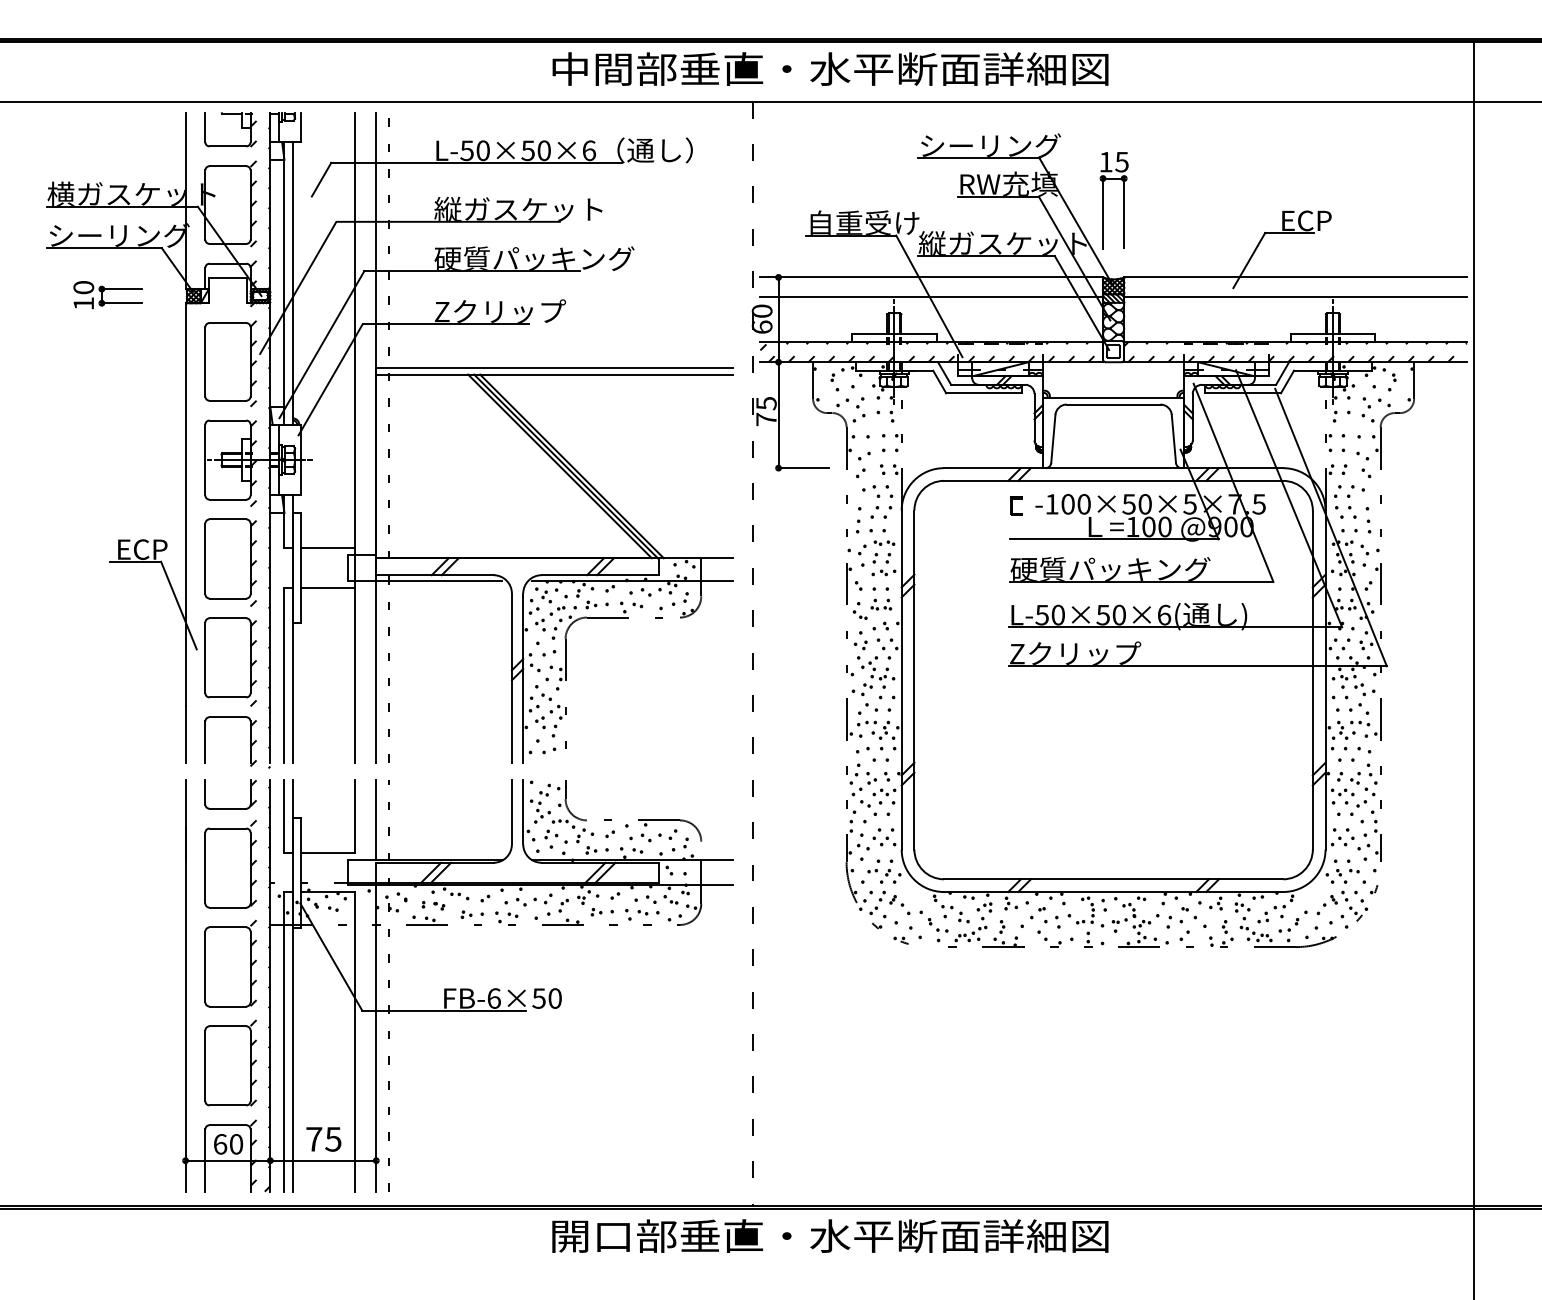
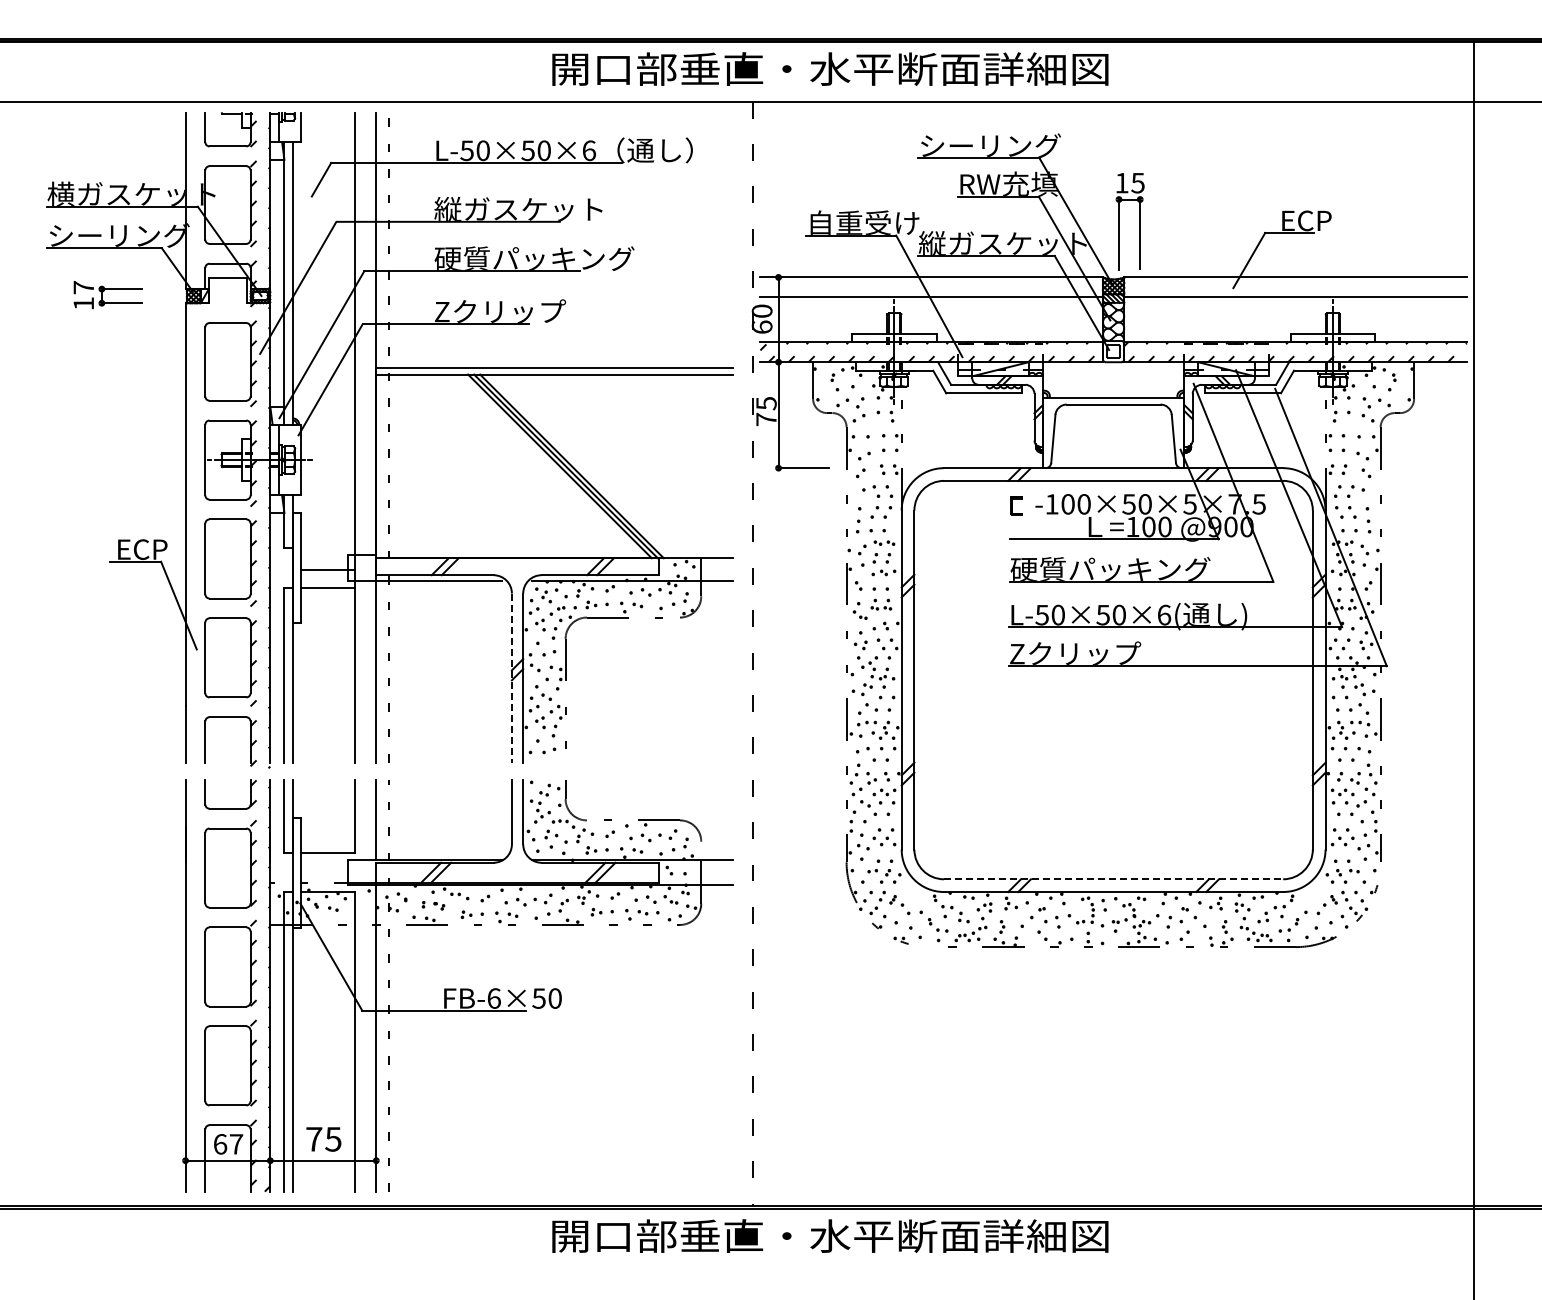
text: 中間部垂直・水平断面詳細図 -> 開口部垂直・水平断面詳細図 (591, 68)
part position: (1103, 200) -> (1119, 221) (1119, 221)
text: 10 -> 17 (83, 287)
line position: (328, 548) -> (328, 570) (328, 570)
line: solid -> dashed (511, 678)
line: solid -> dashed (1113, 879)
text: 60 -> 67 (236, 1144)
